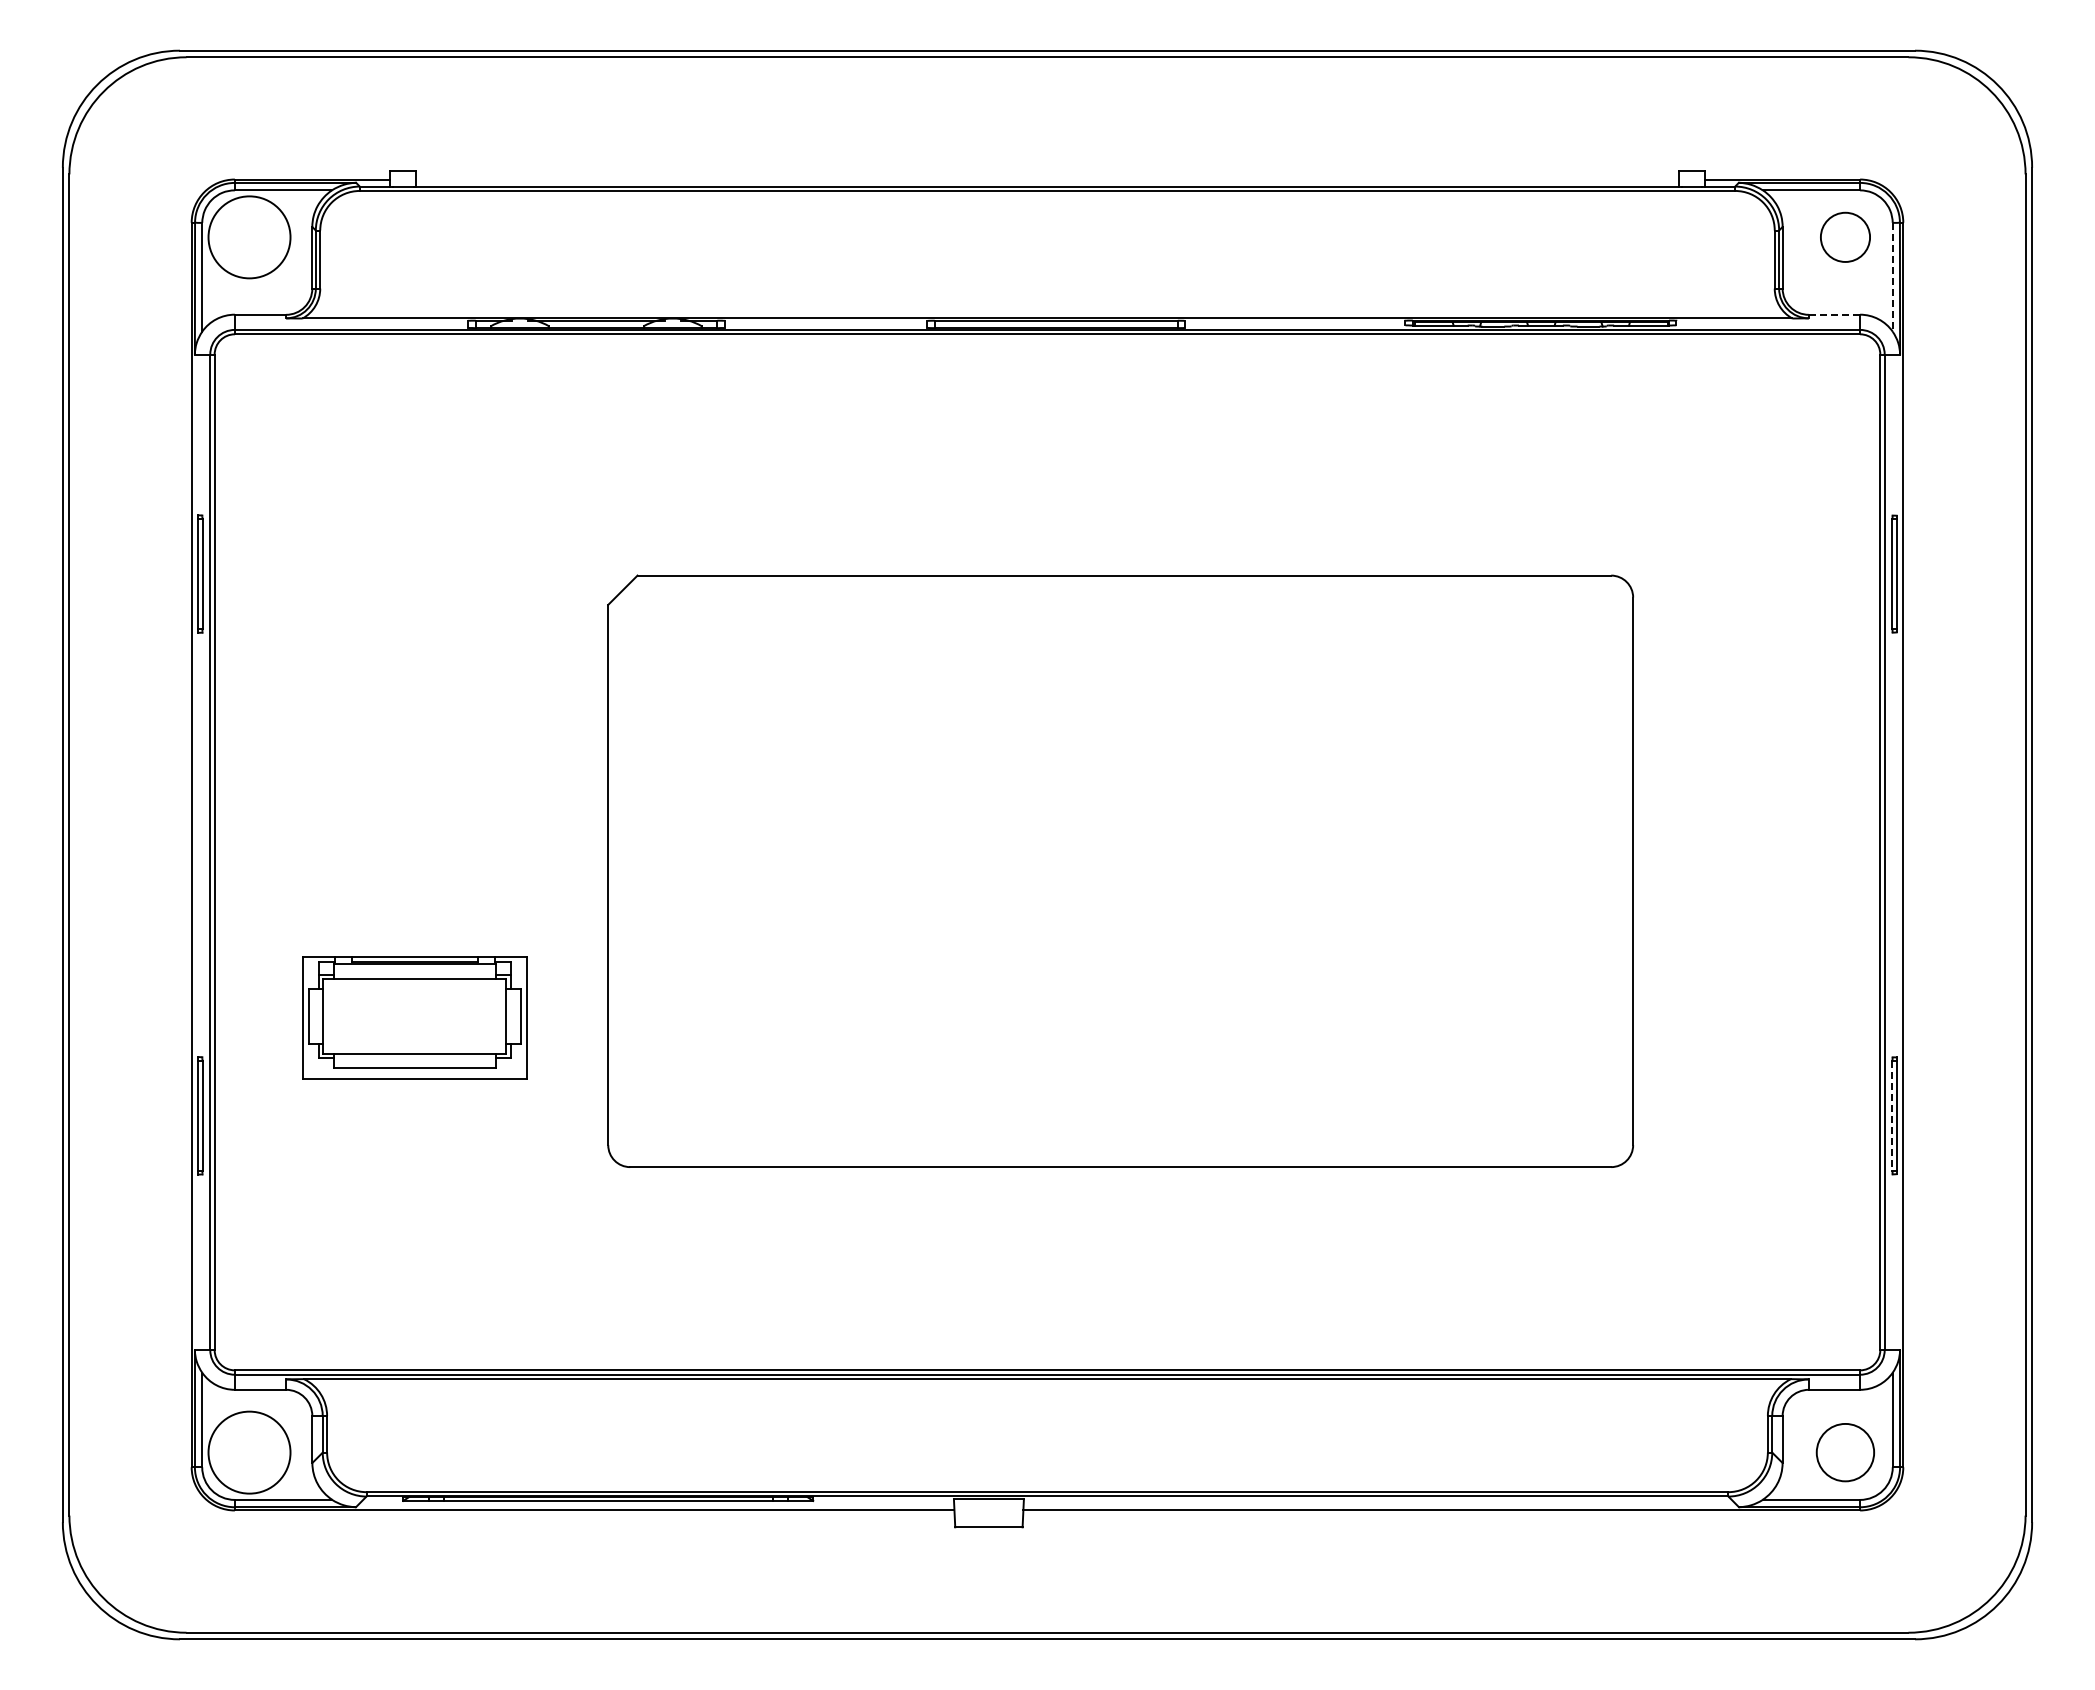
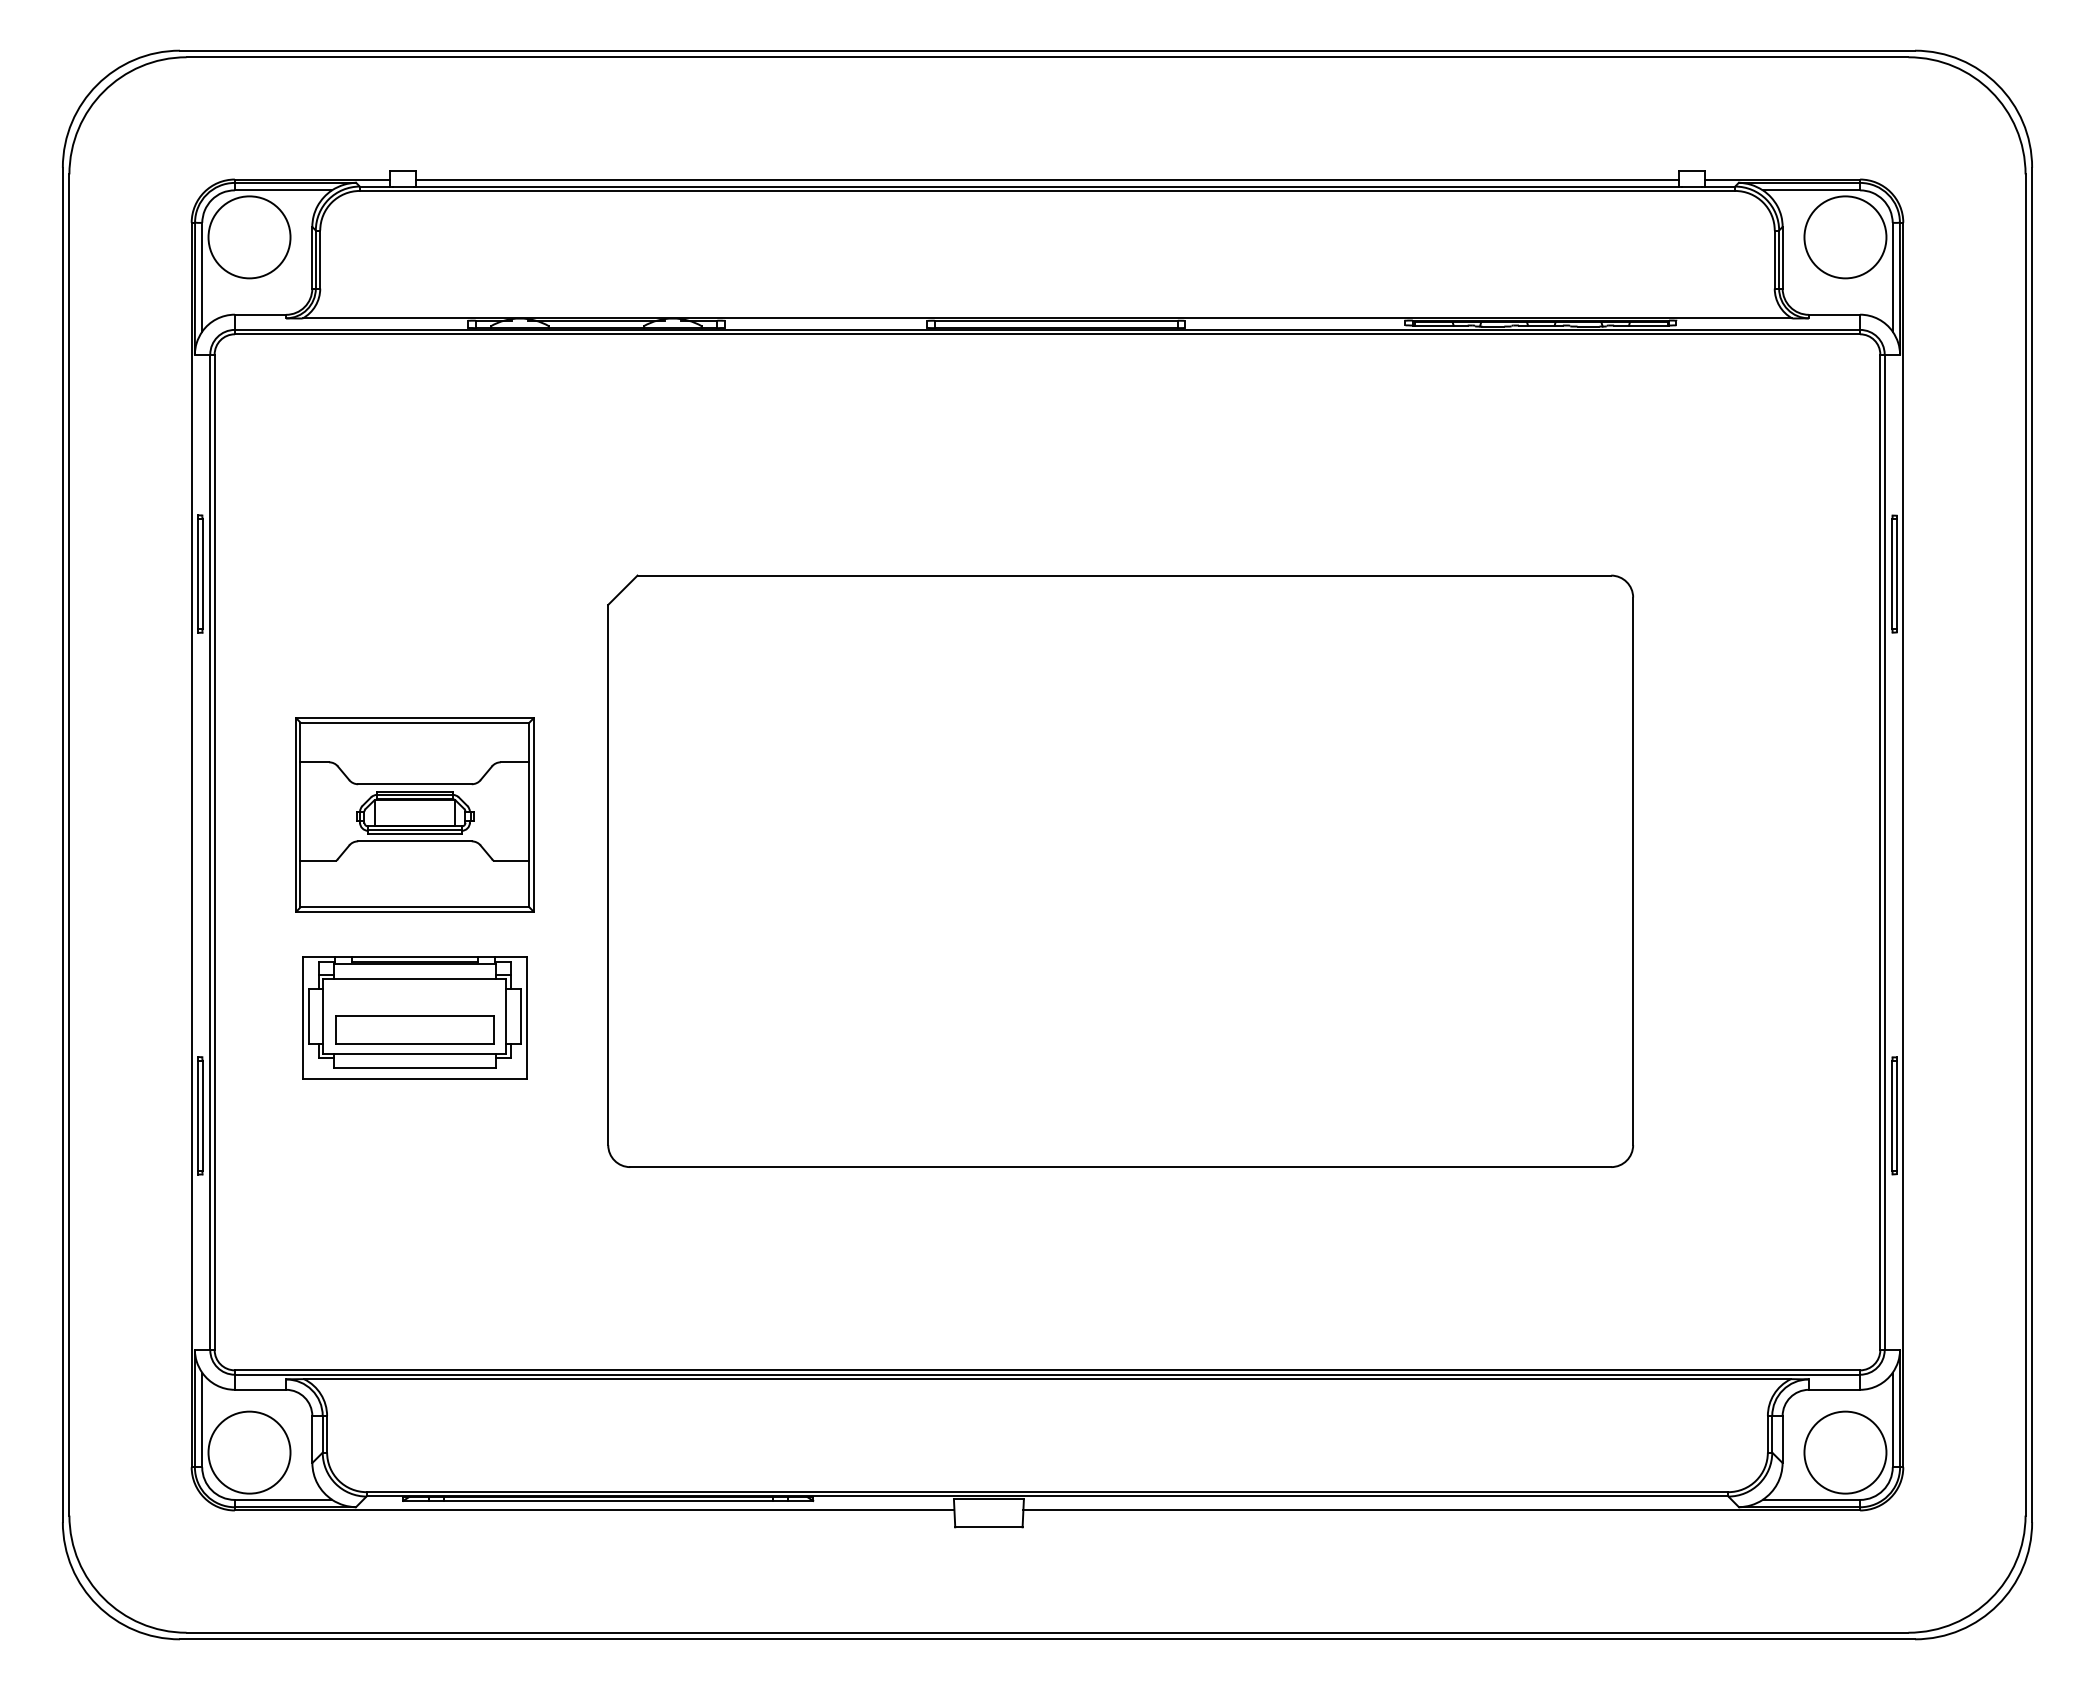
line: none -> present (1047, 179)
circle diameter: 49 px -> 82 px (1845, 237)
line: dashed -> solid (1892, 277)
line: dashed -> solid (1834, 314)
part: none -> present (414, 814)
part: none -> present (414, 1029)
line: dashed -> solid (1892, 1115)
circle diameter: 57 px -> 82 px (1845, 1452)
